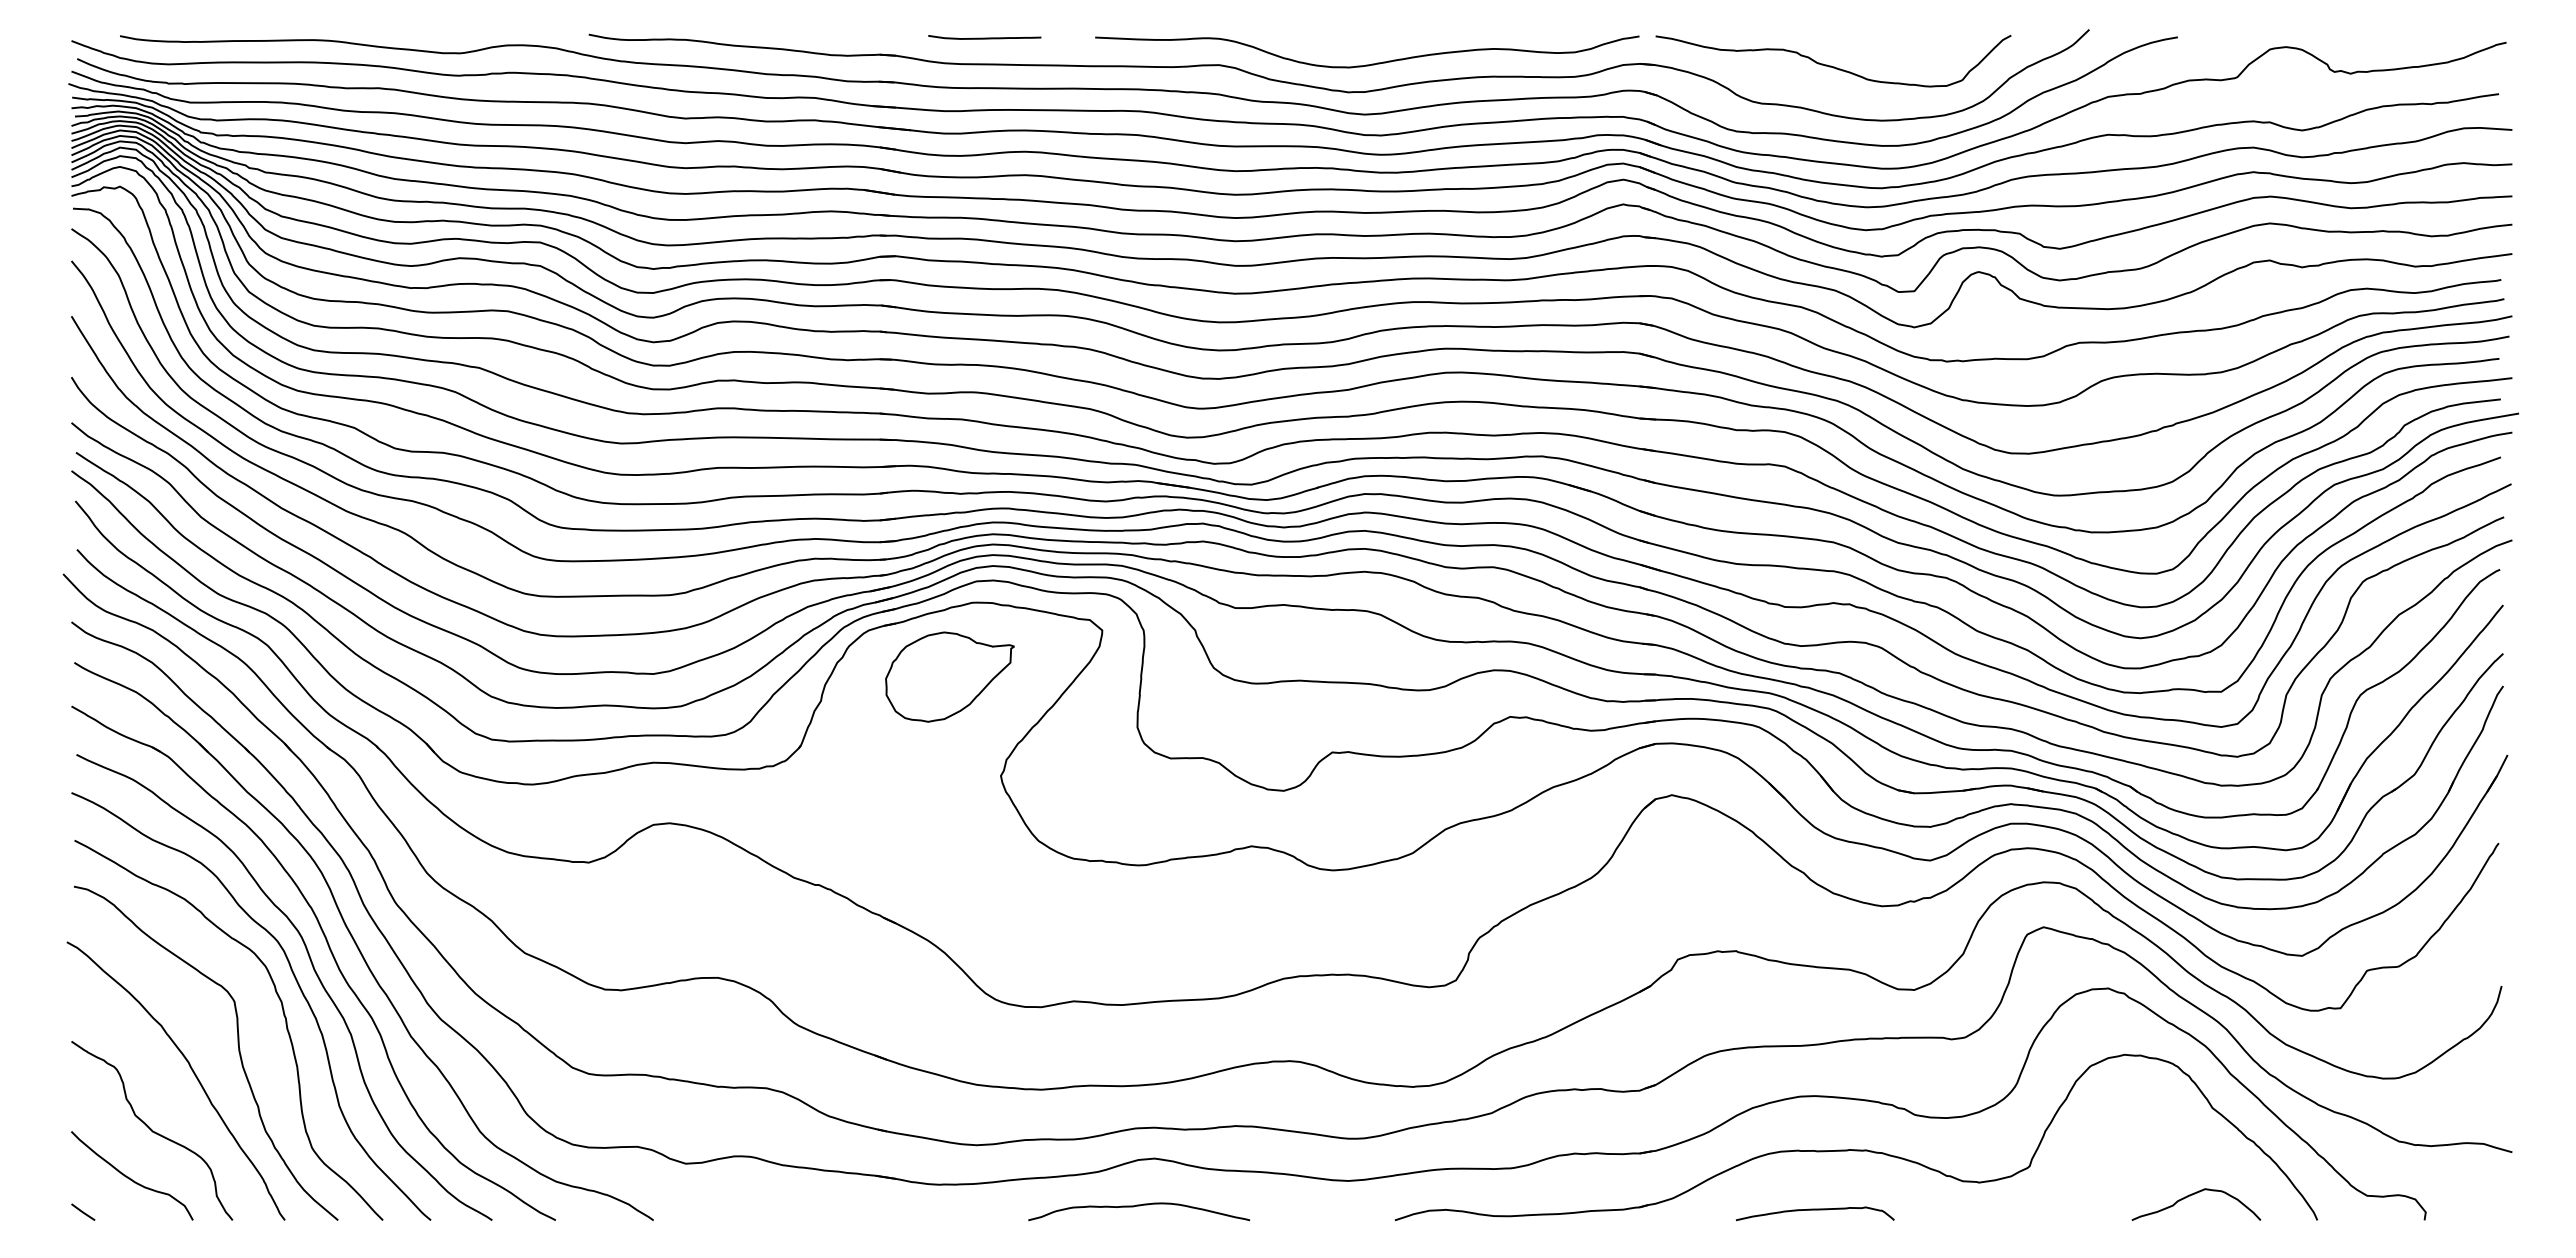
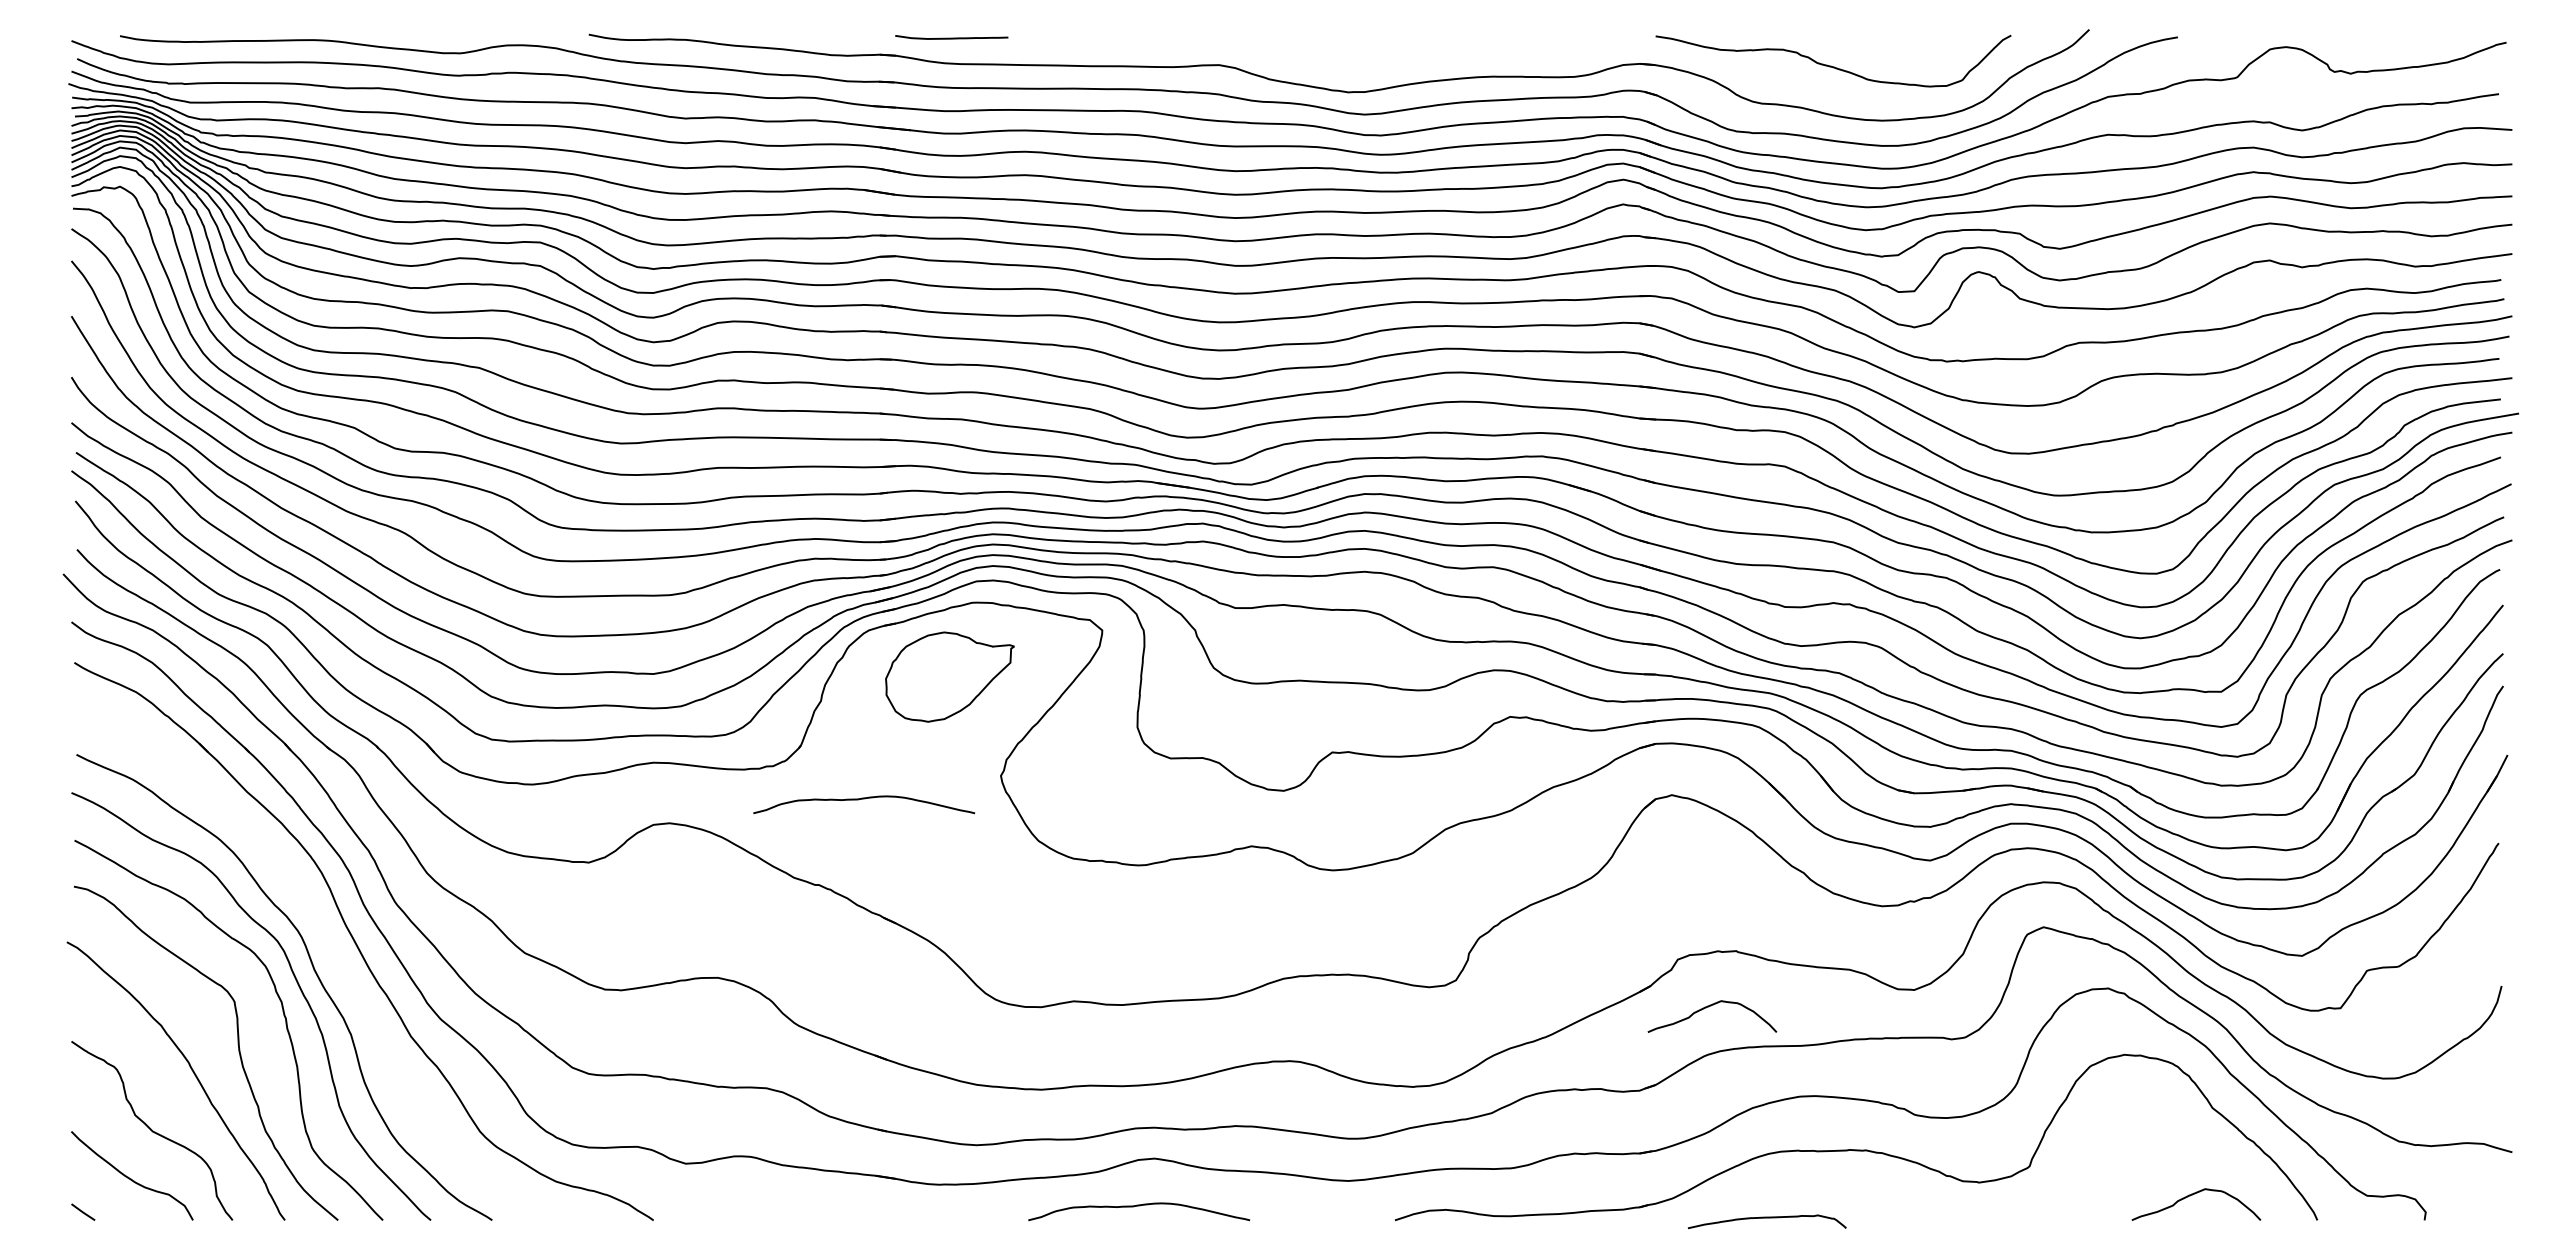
curve position: (984, 37) -> (951, 37) (951, 37)
curve: present -> none (1371, 63)
curve: none -> present (864, 799)
part: present -> none (331, 954)
curve: none -> present (1708, 1007)
curve position: (1814, 1210) -> (1766, 1218) (1766, 1218)
